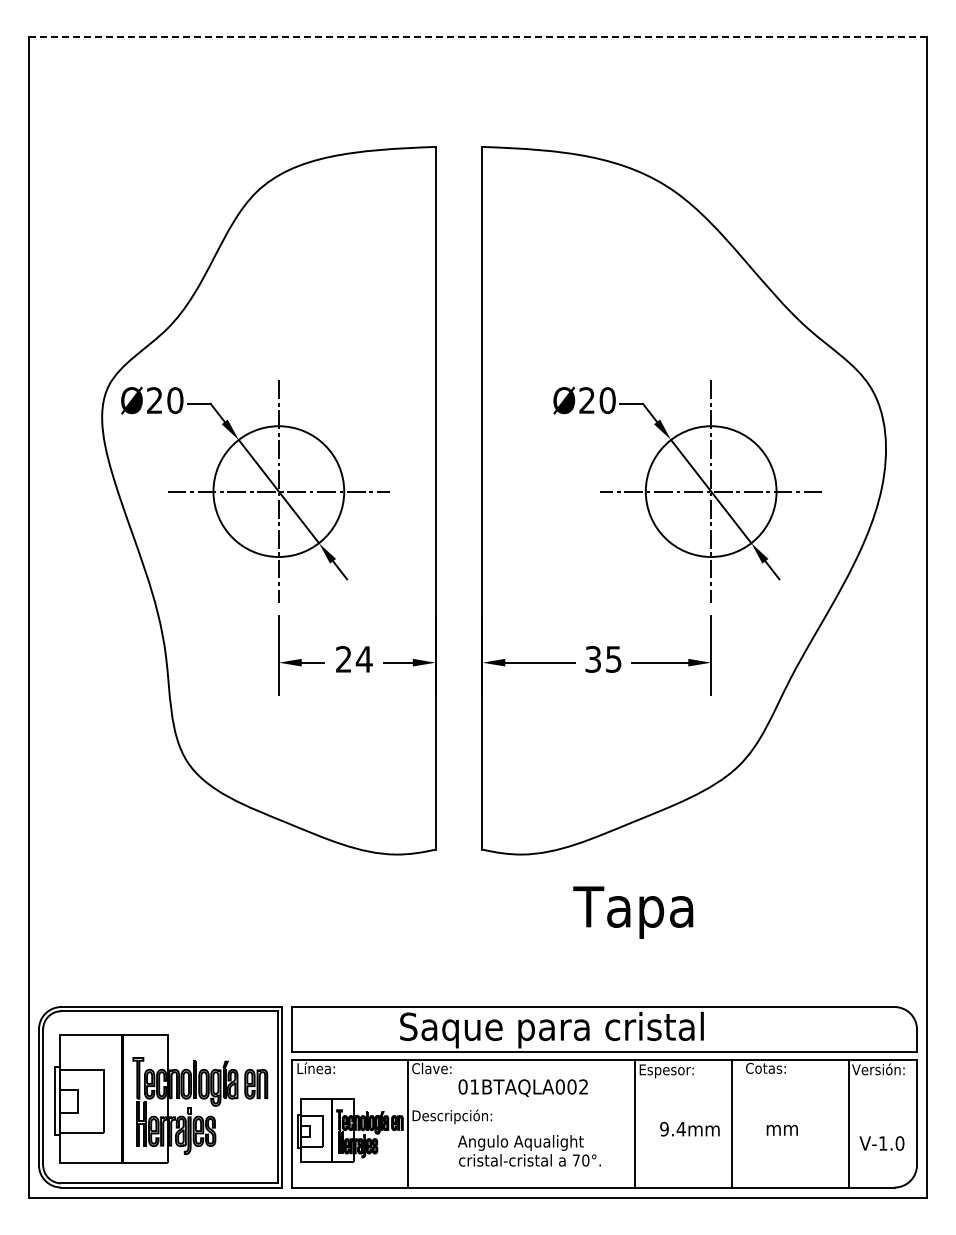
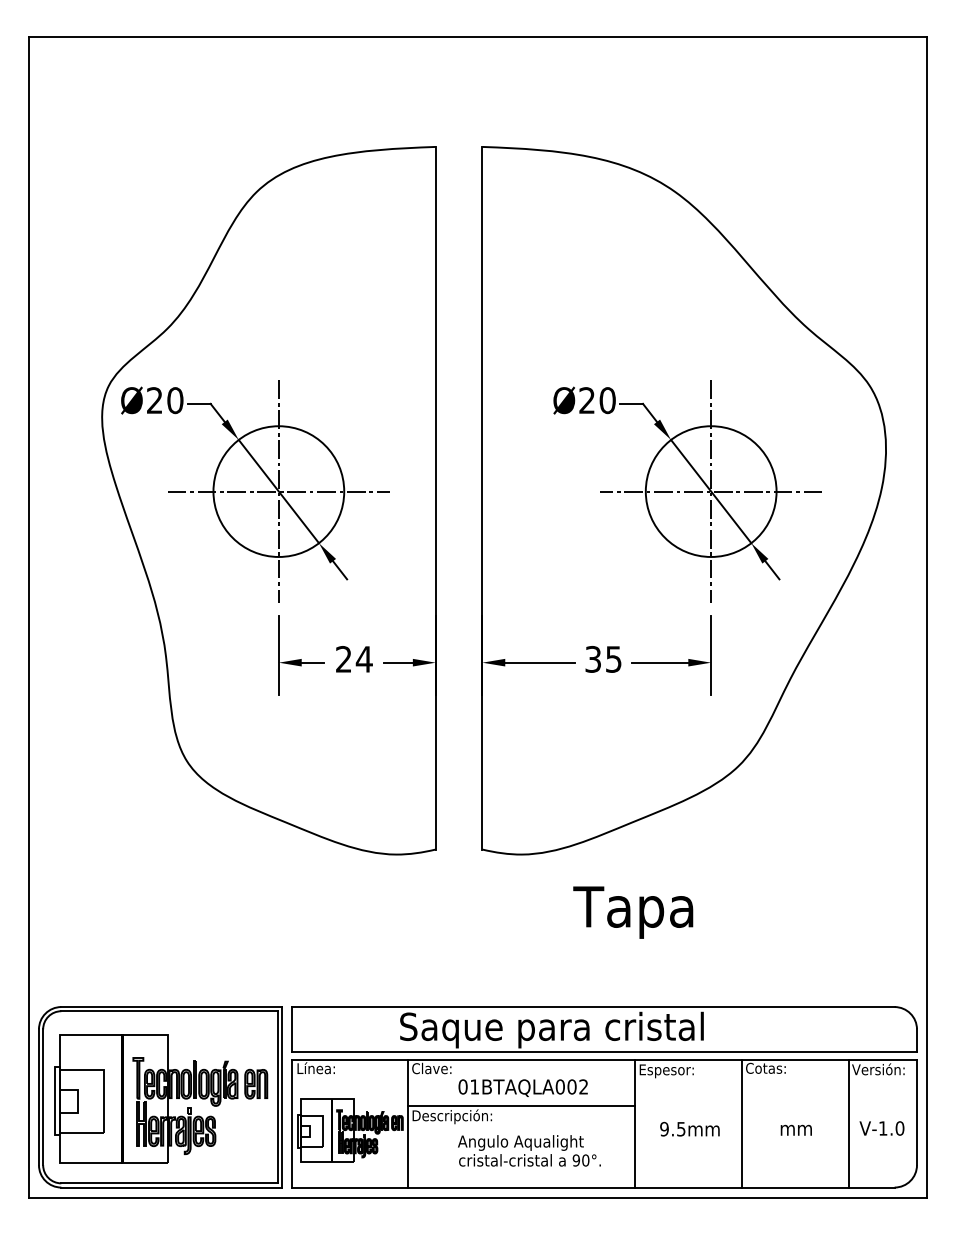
line: dashed -> solid (477, 37)
line: none -> present (521, 1105)
line position: (731, 1123) -> (741, 1123) (741, 1123)
text: 9.4mm -> 9.5mm (680, 1129)
text position: (781, 1129) -> (795, 1129) (795, 1129)
text position: (881, 1143) -> (881, 1128) (881, 1128)
text: 70°. -> 90°. (575, 1160)
